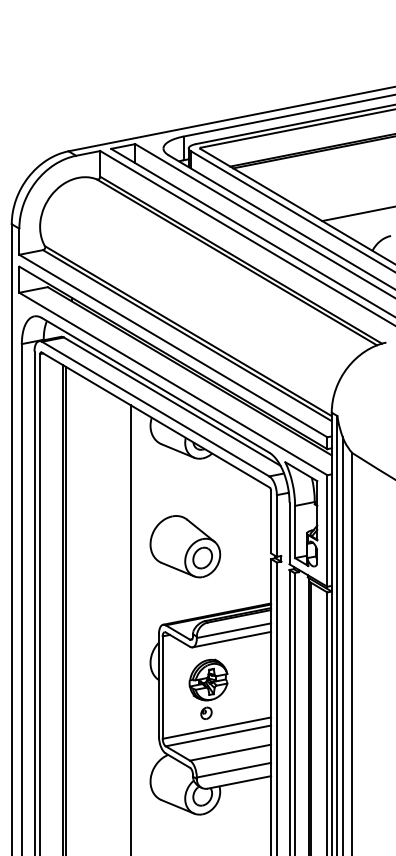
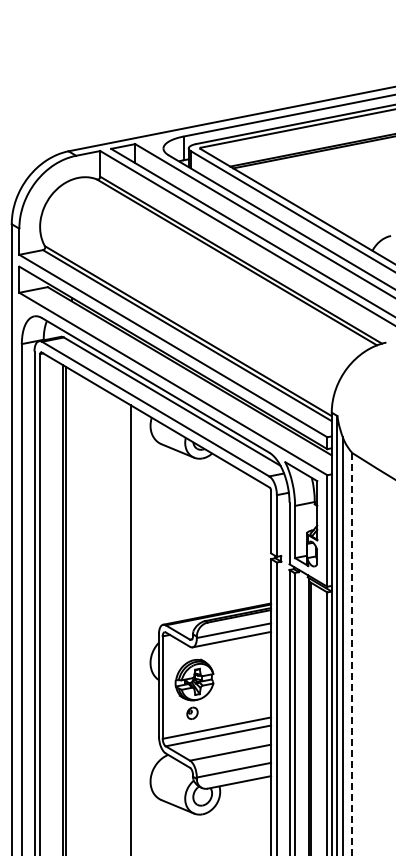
line: present -> none (357, 214)
part: present -> none (185, 546)
line: solid -> dashed (352, 654)
part position: (208, 688) -> (194, 688) (194, 688)
